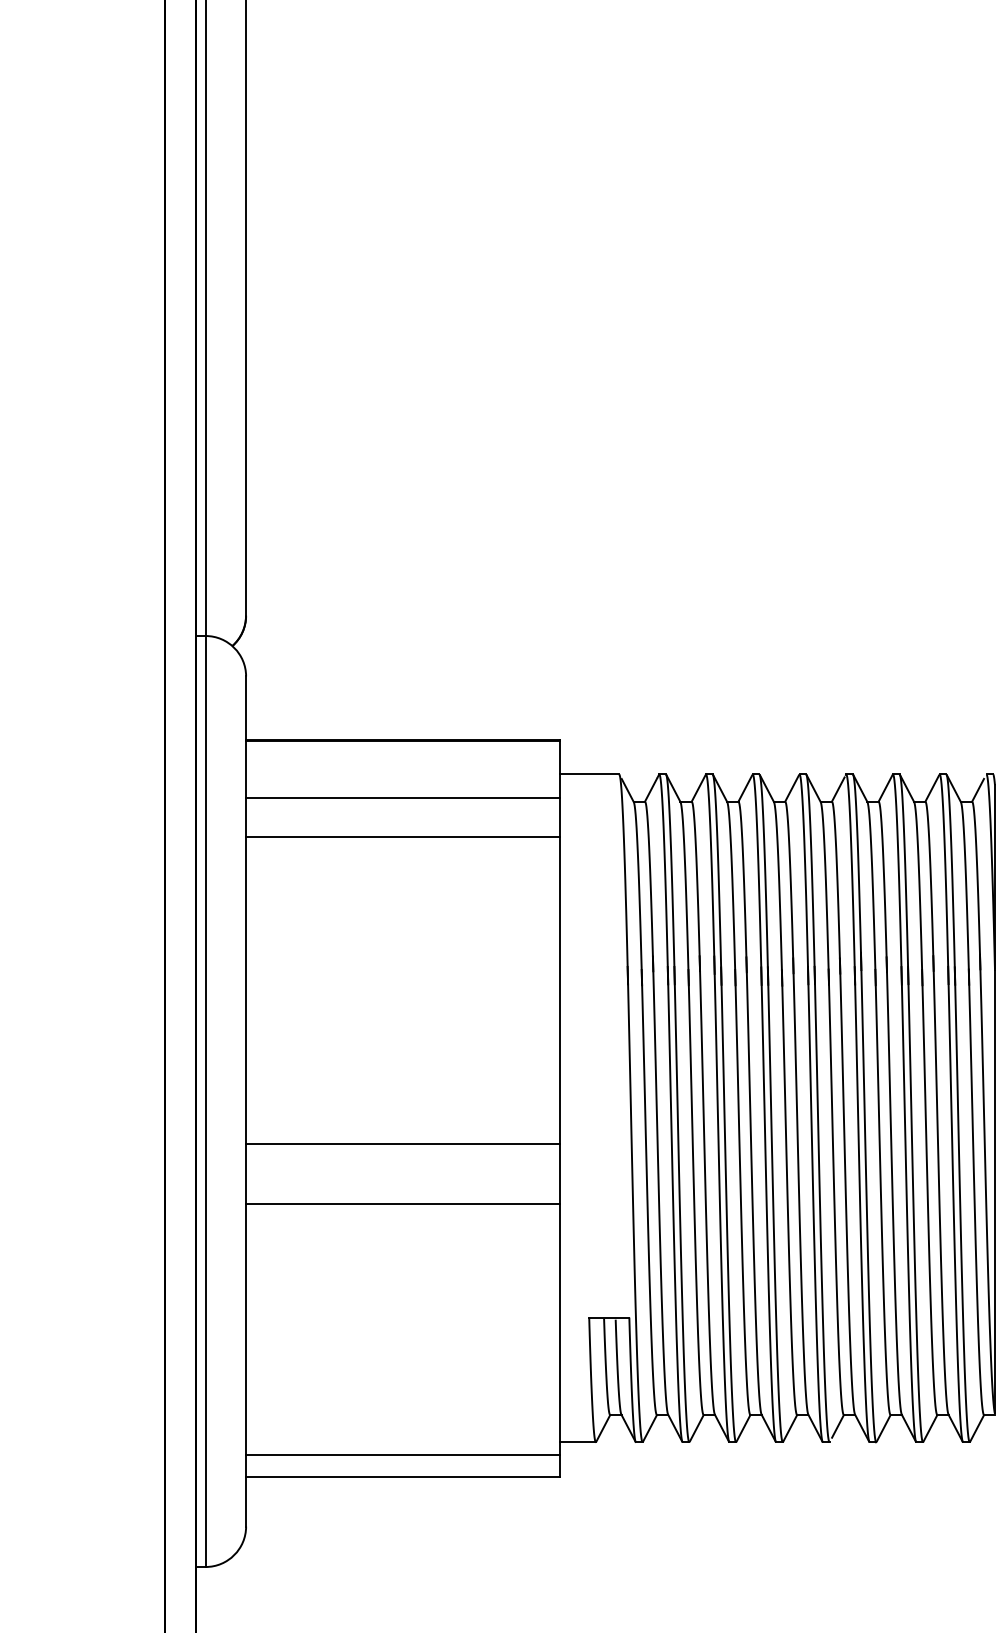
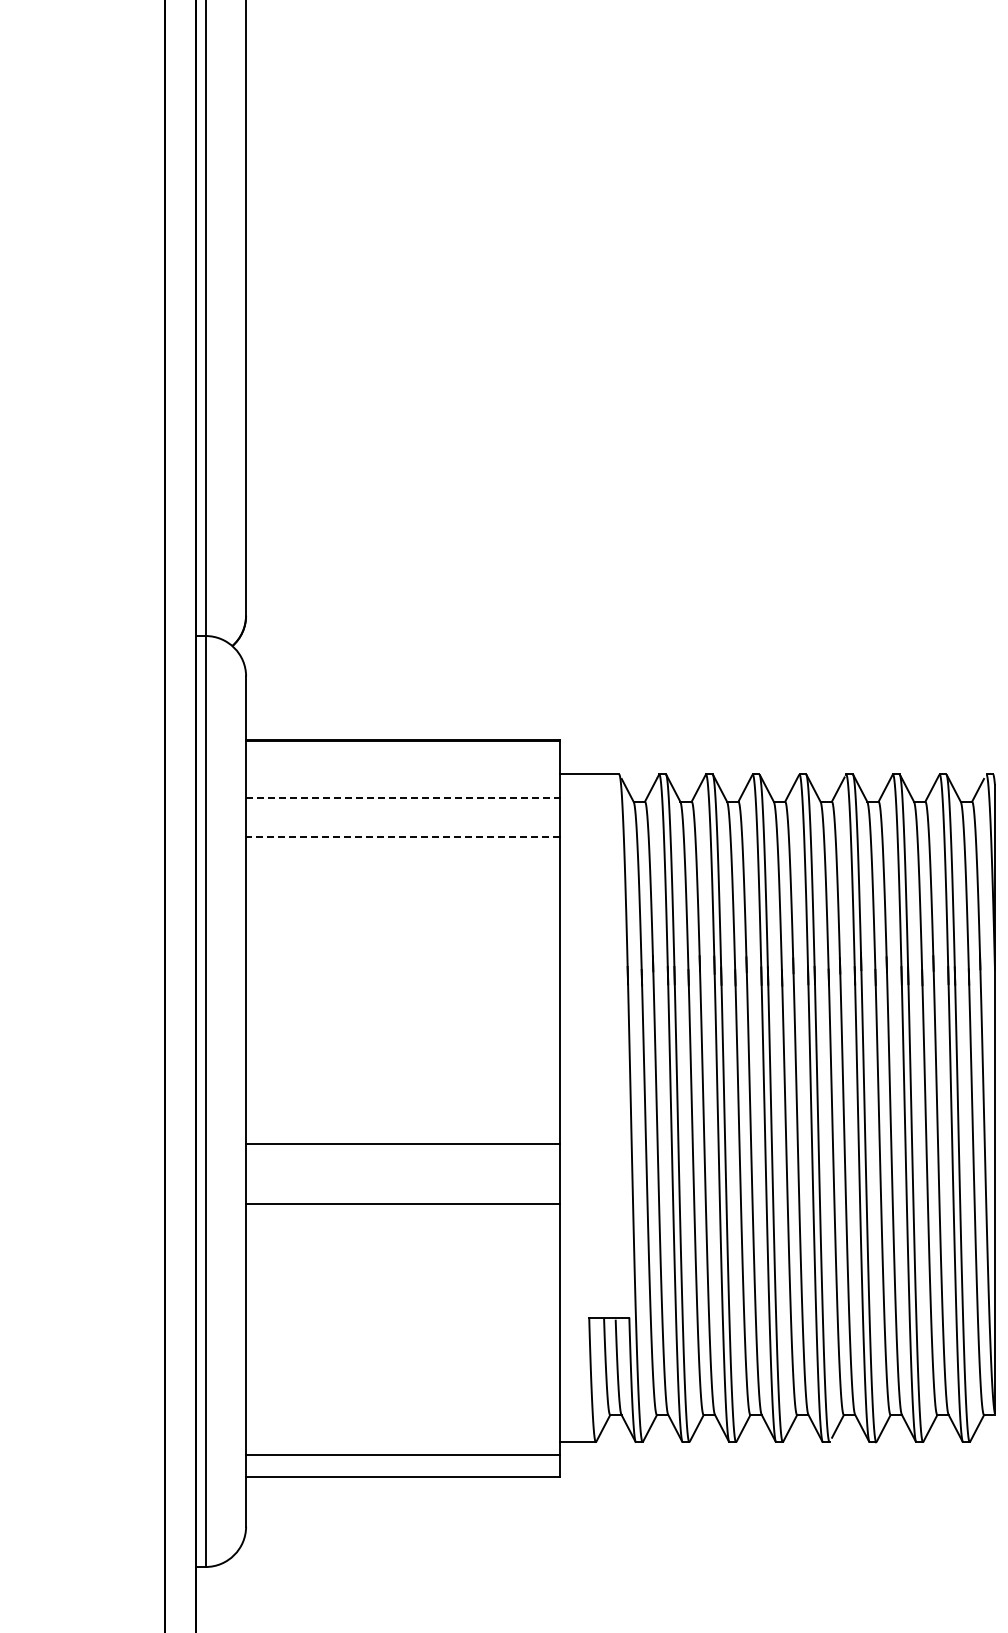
line: solid -> dashed (402, 797)
line: solid -> dashed (402, 836)
